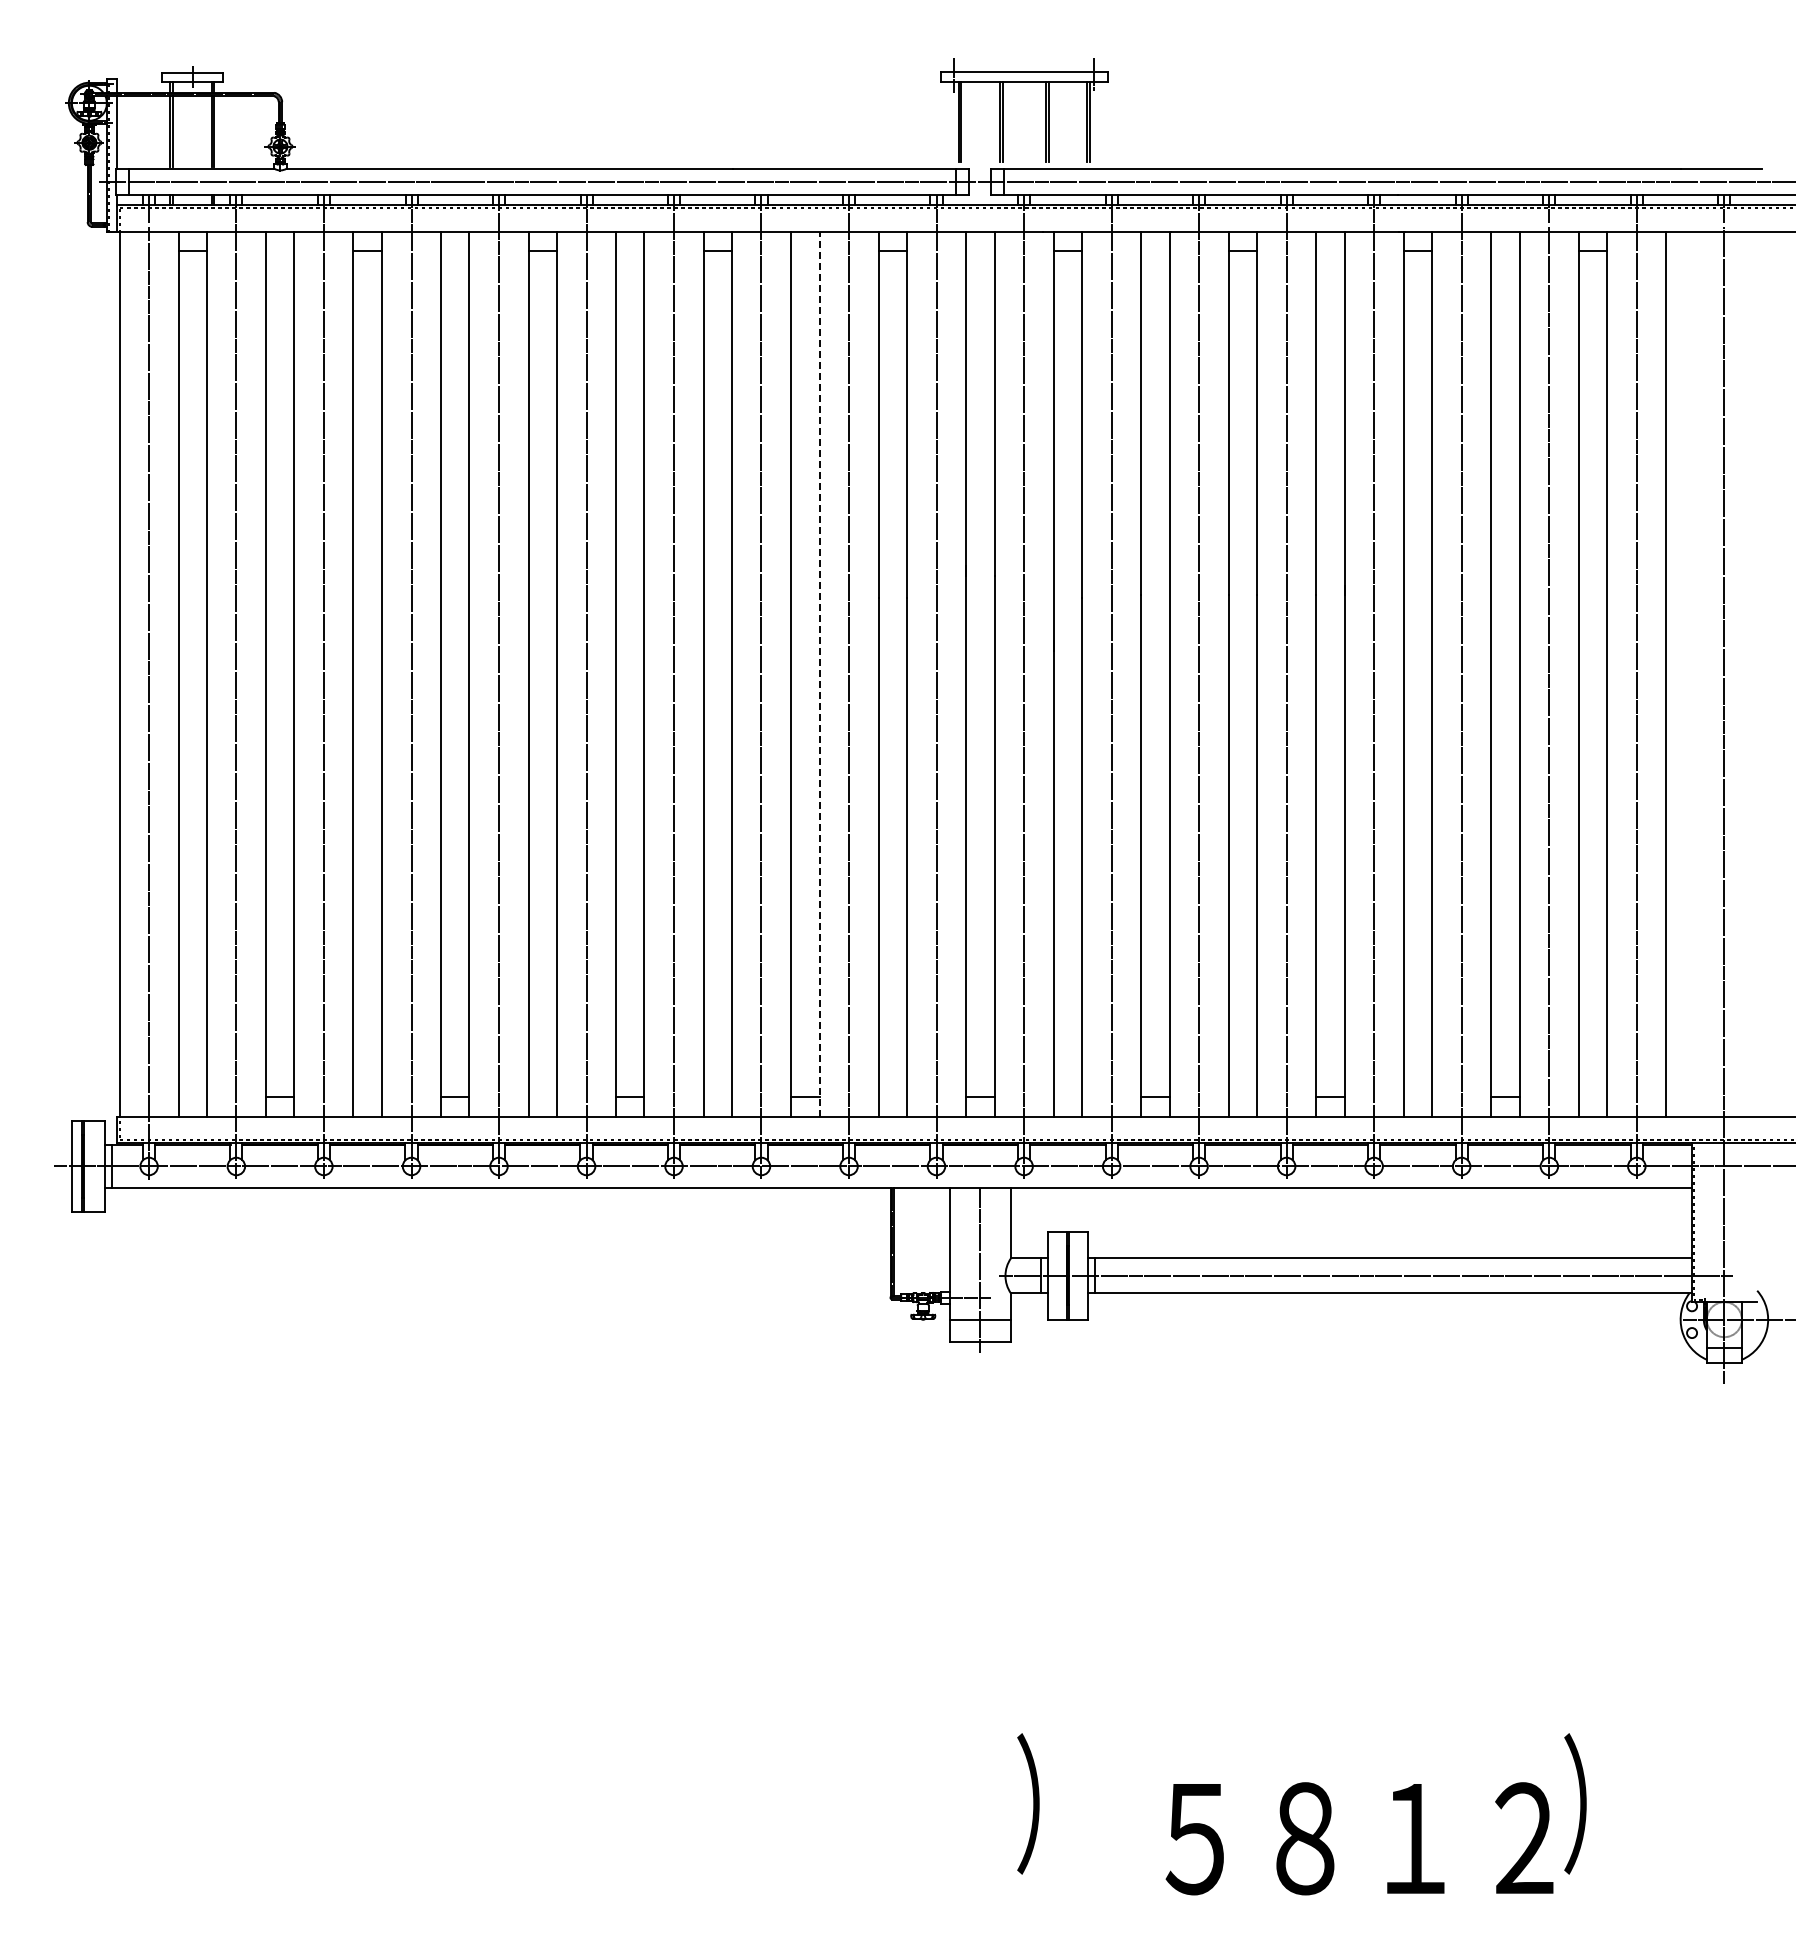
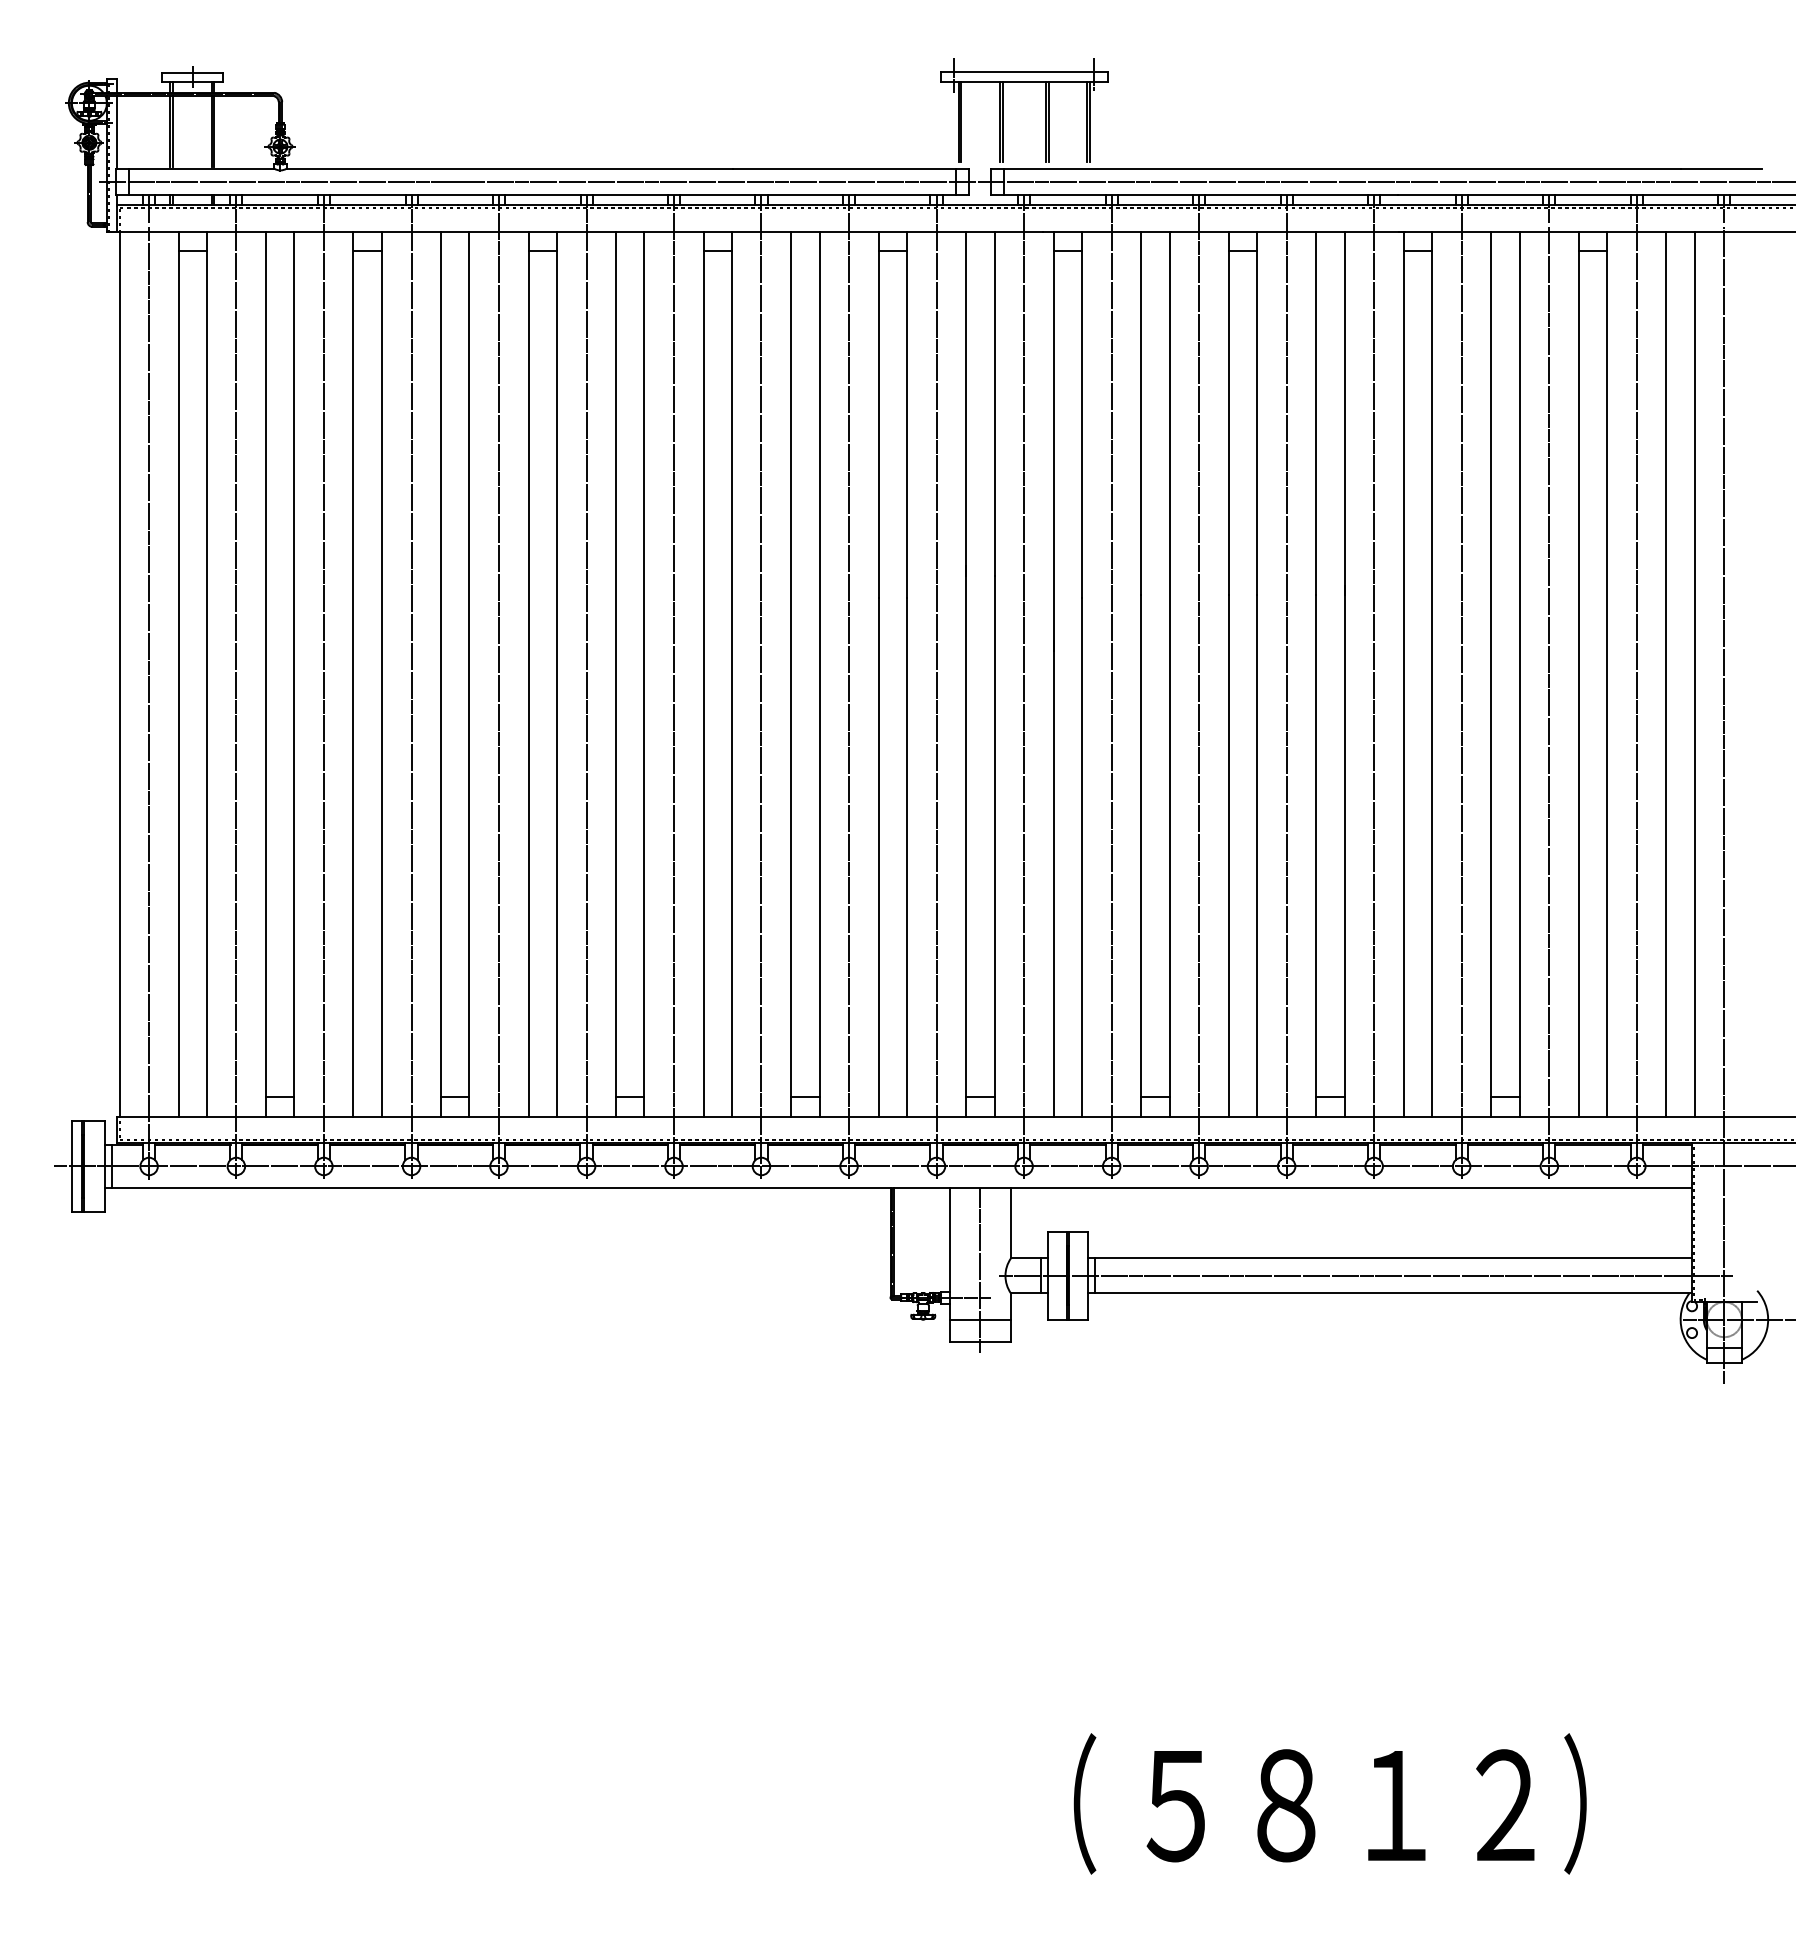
line: dashed -> solid (819, 673)
line: none -> present (1694, 673)
text: ） -> （ (1056, 1803)
text position: (1359, 1838) -> (1340, 1805) (1340, 1805)
